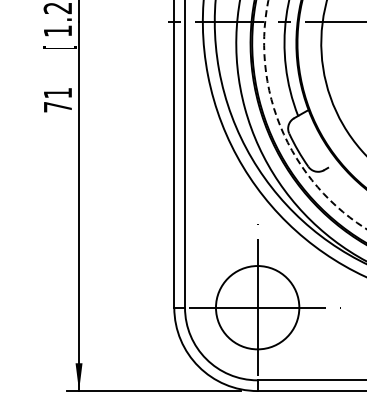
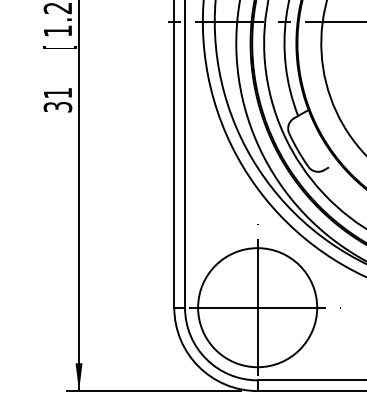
text: 71 -> 31 (57, 107)
arc: dashed -> solid (281, 128)
circle diameter: 83 px -> 119 px (257, 307)
